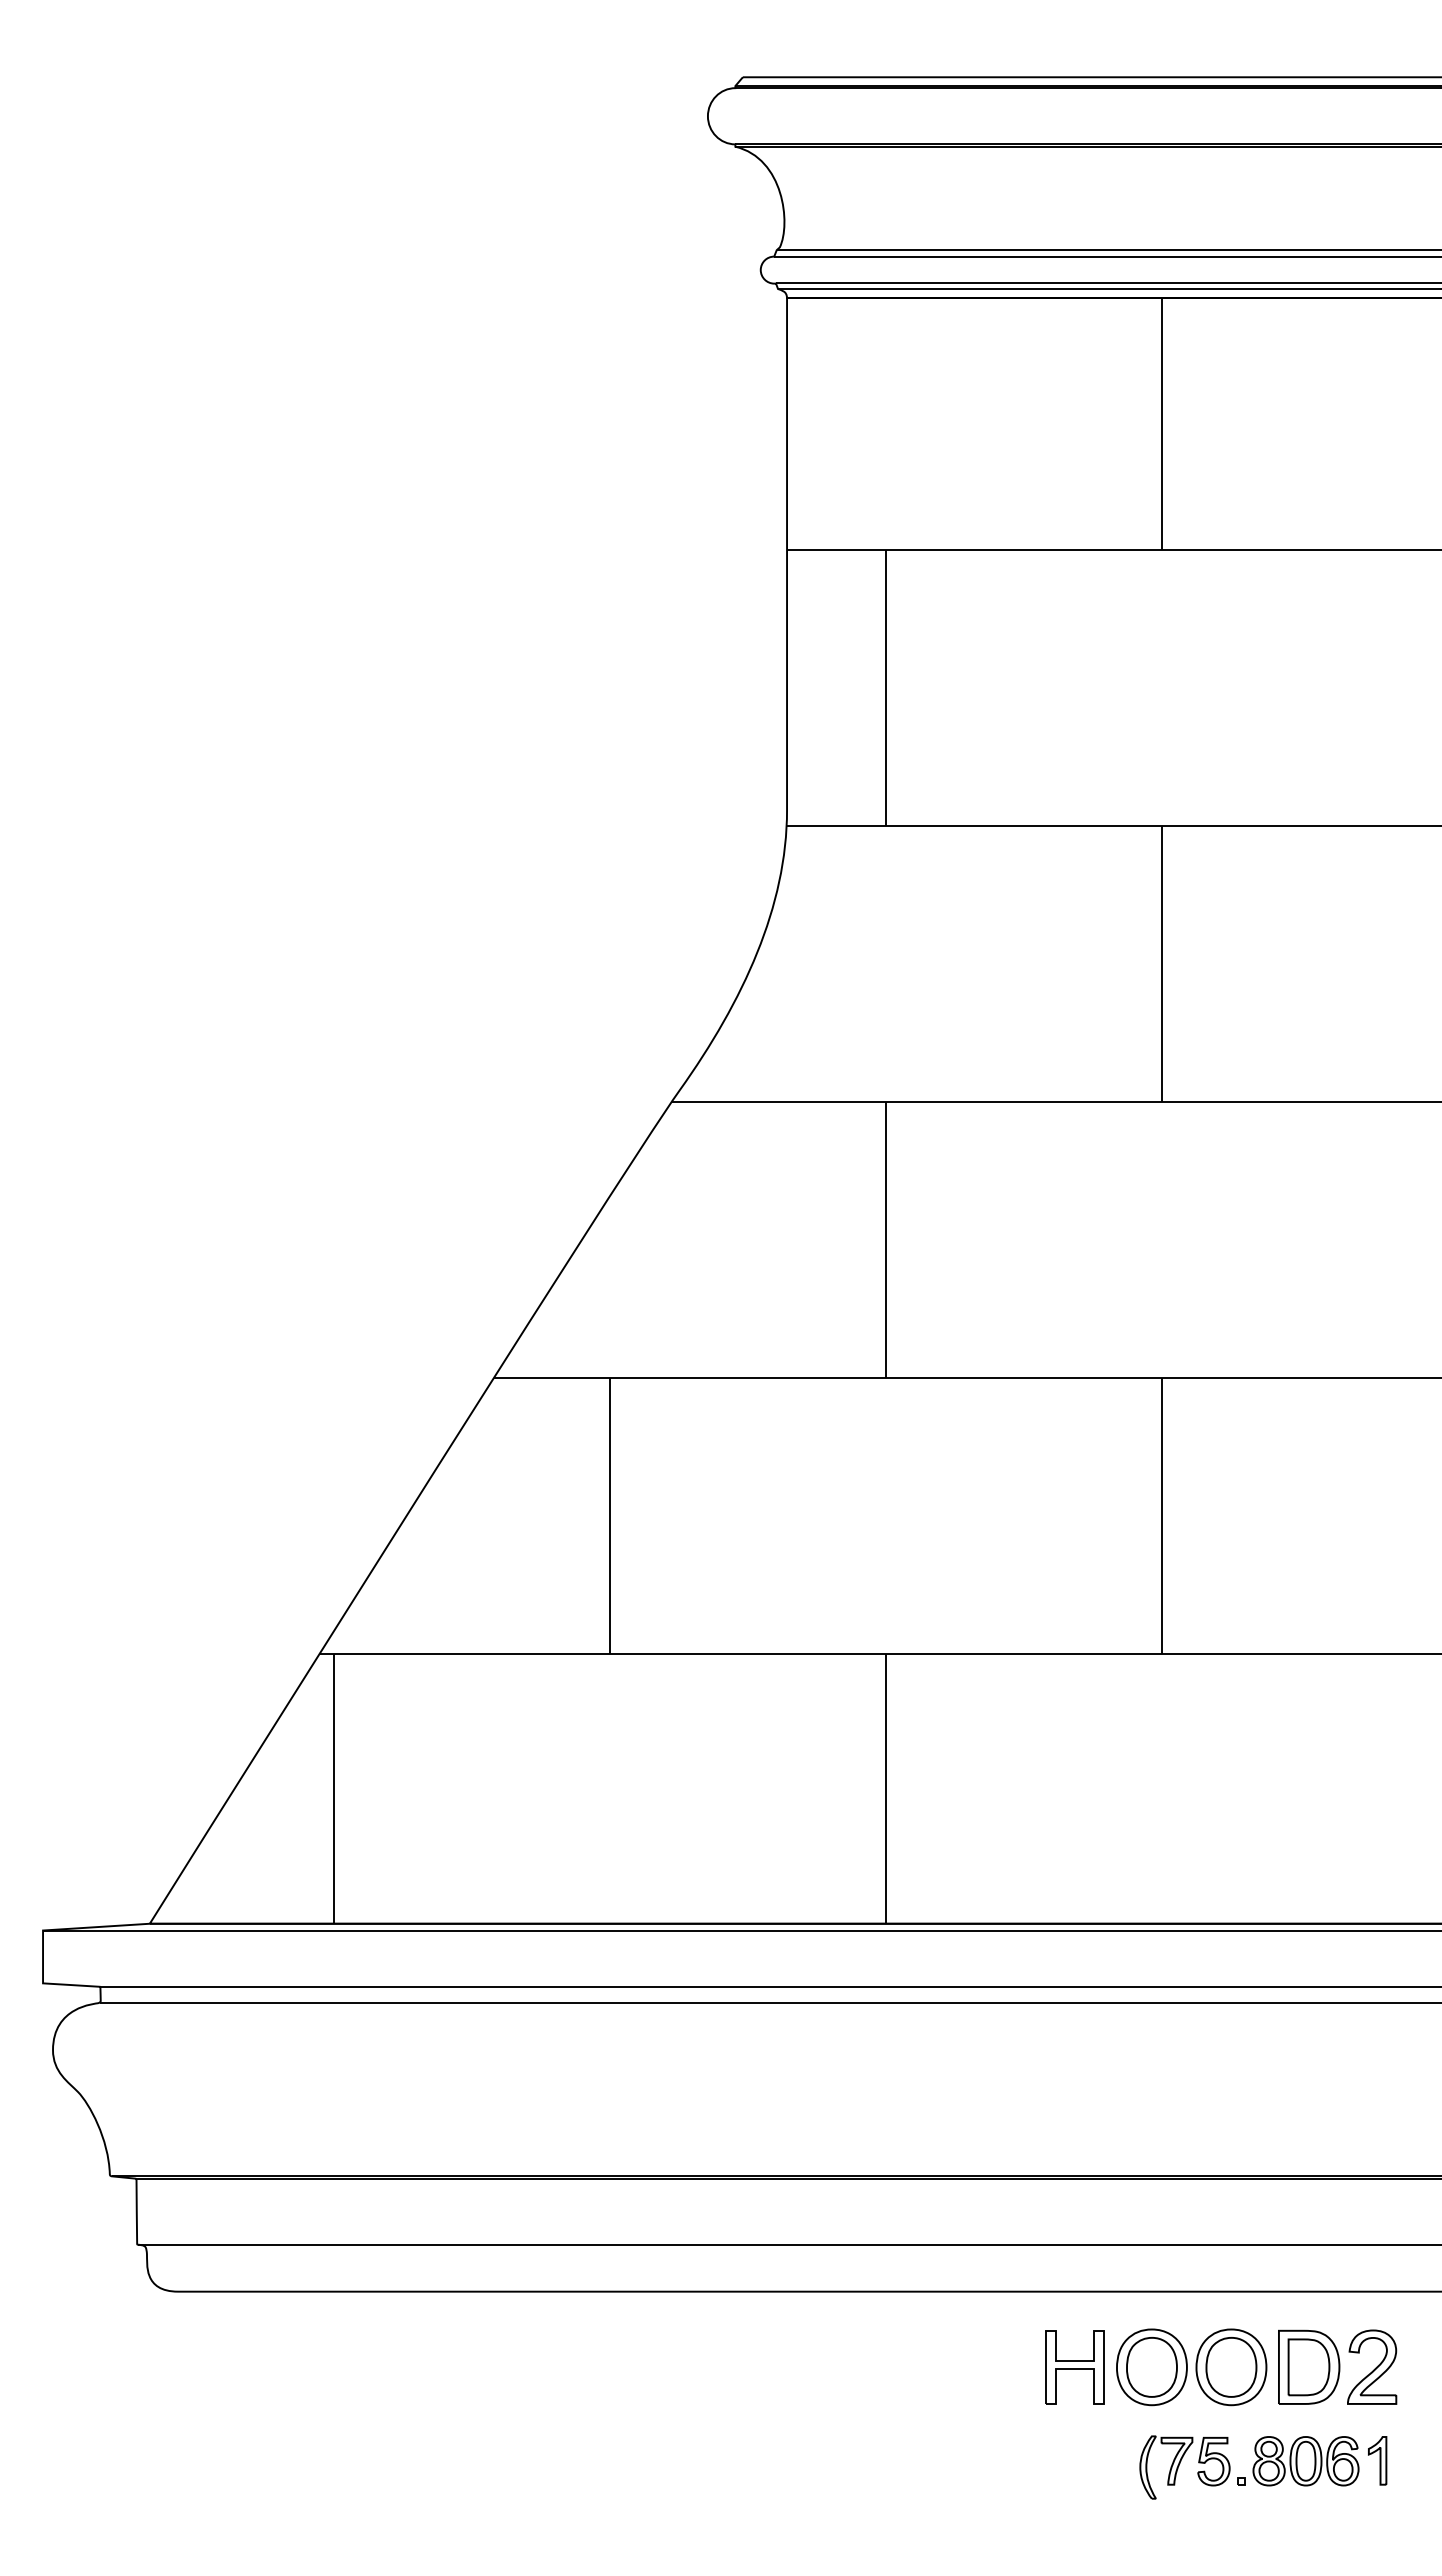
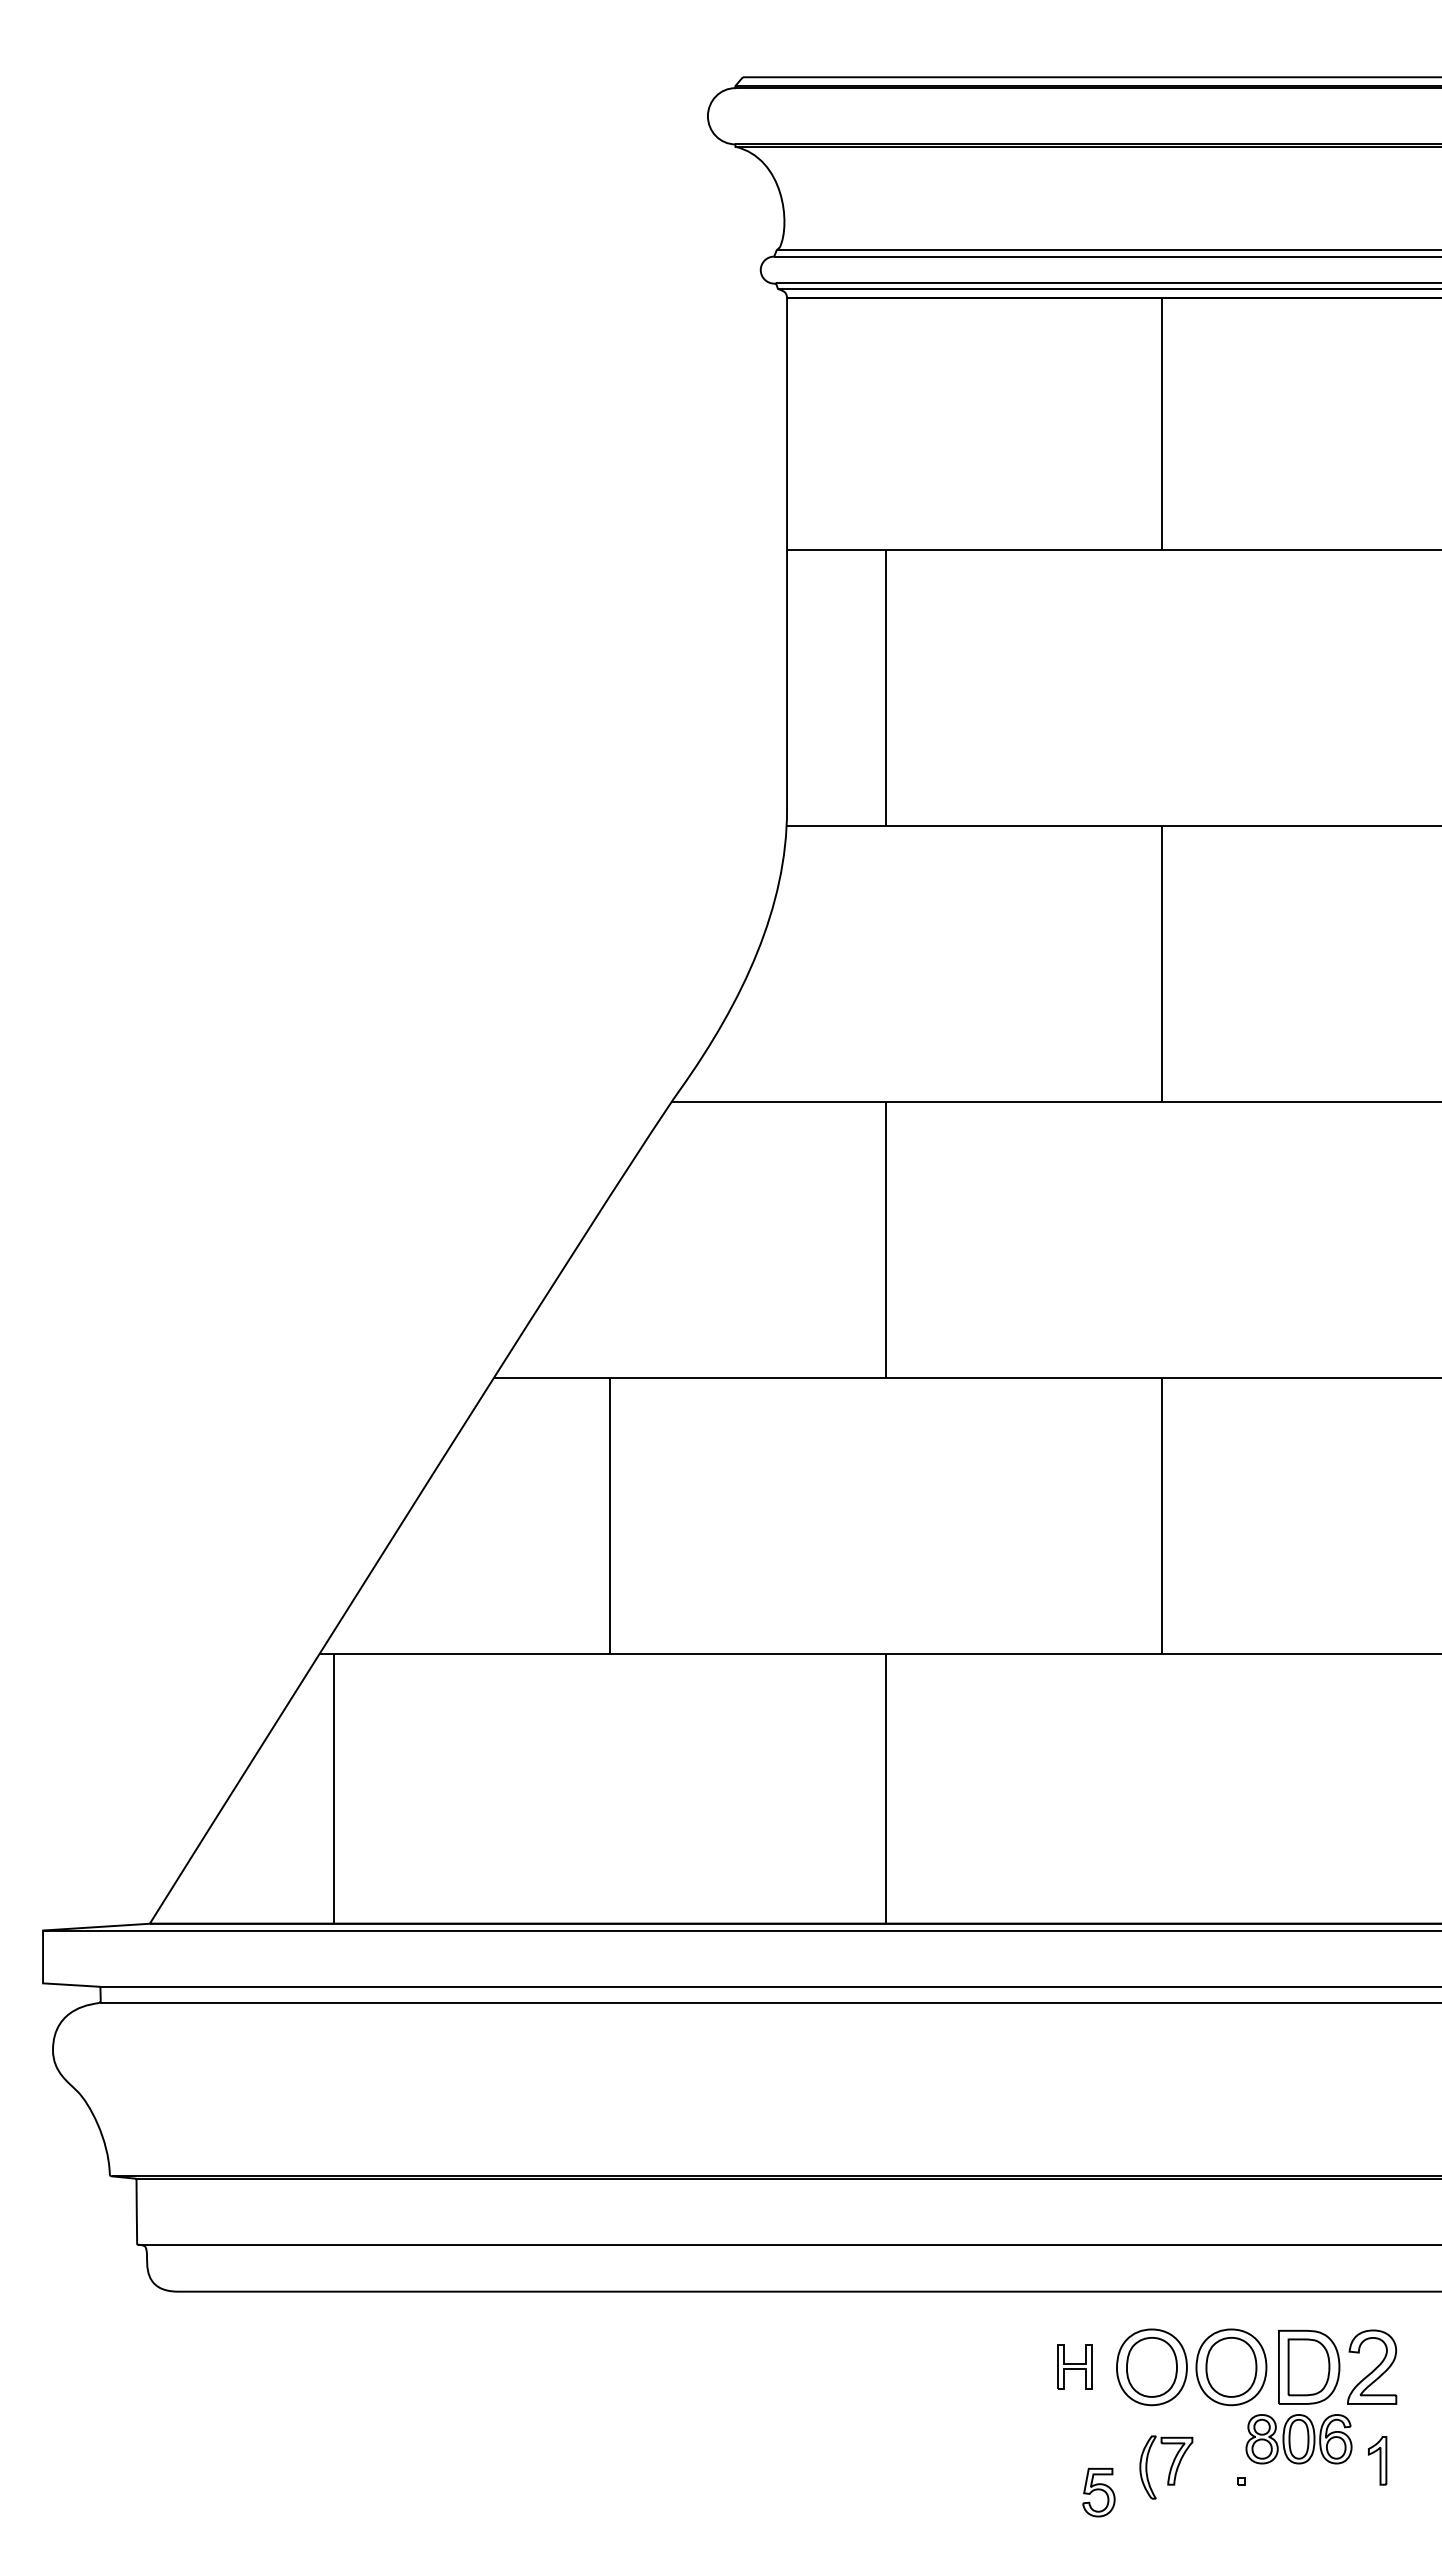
part size: 60x75 px -> 36x46 px (1074, 2366)
part position: (1213, 2461) -> (1098, 2492) (1098, 2492)
part position: (1305, 2461) -> (1298, 2439) (1298, 2439)
